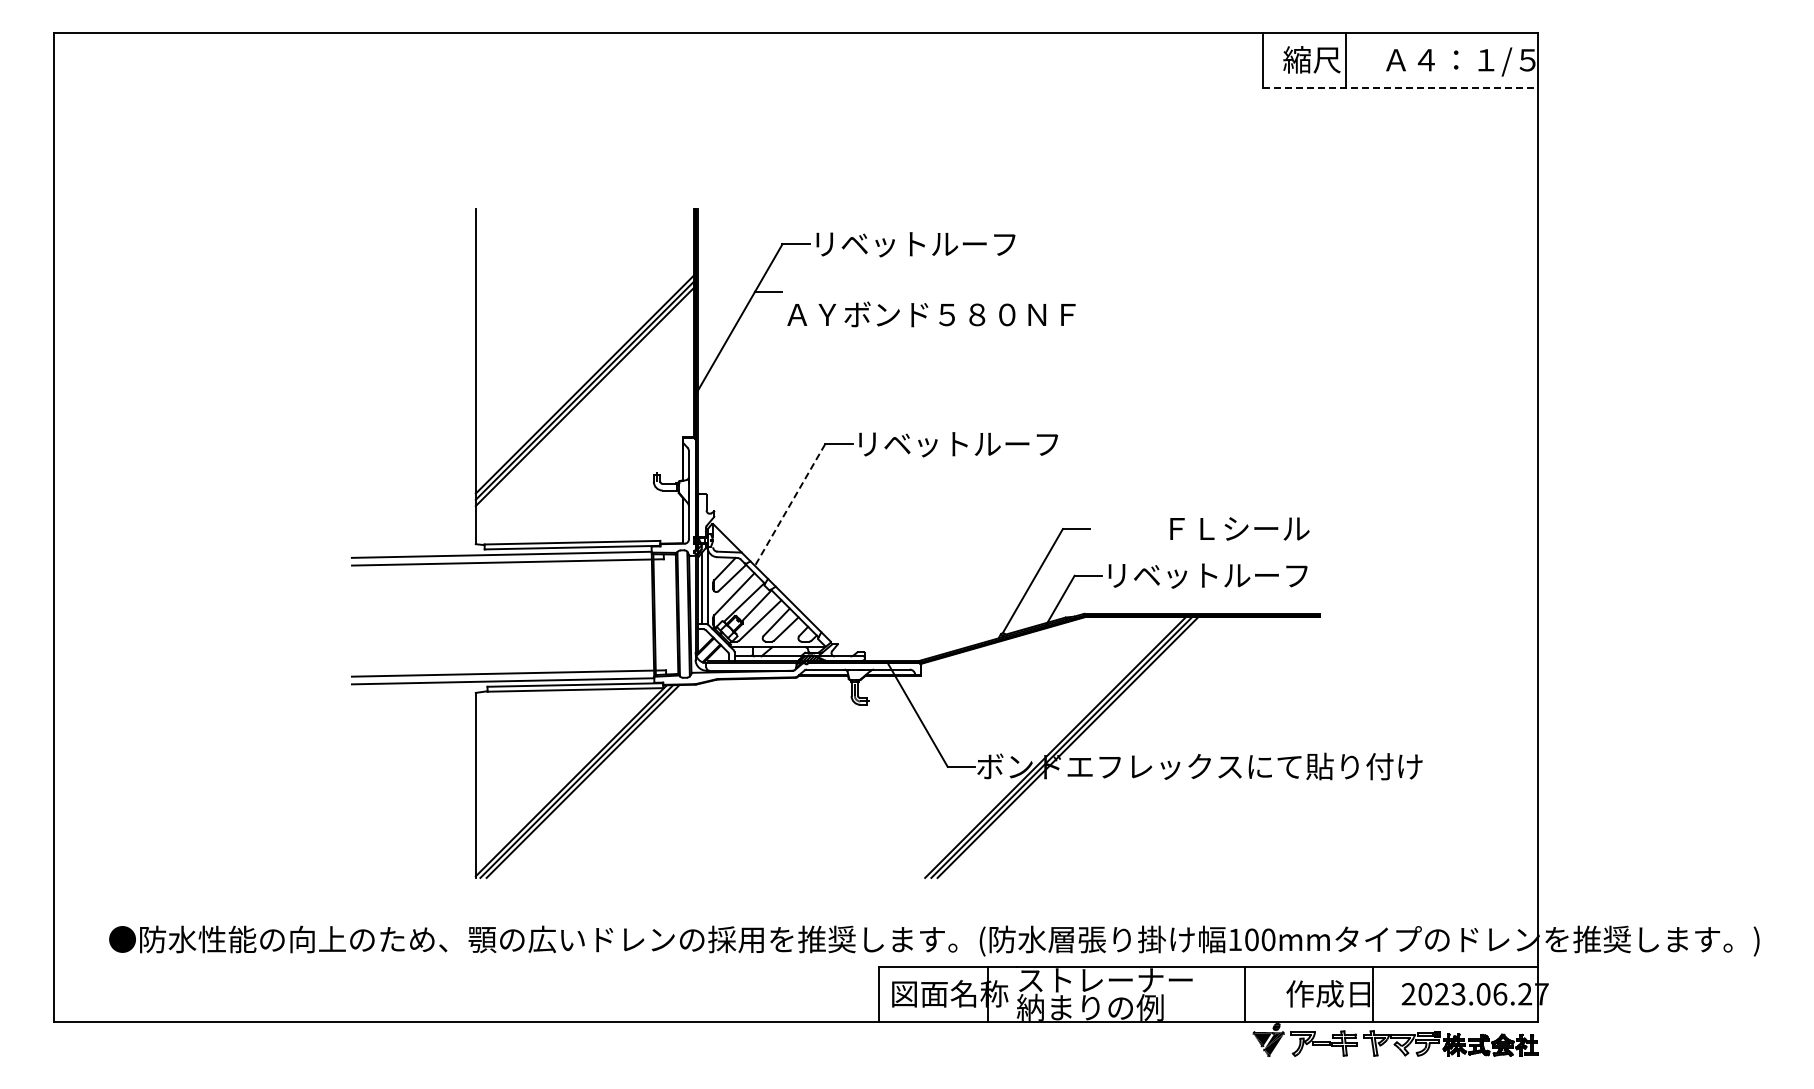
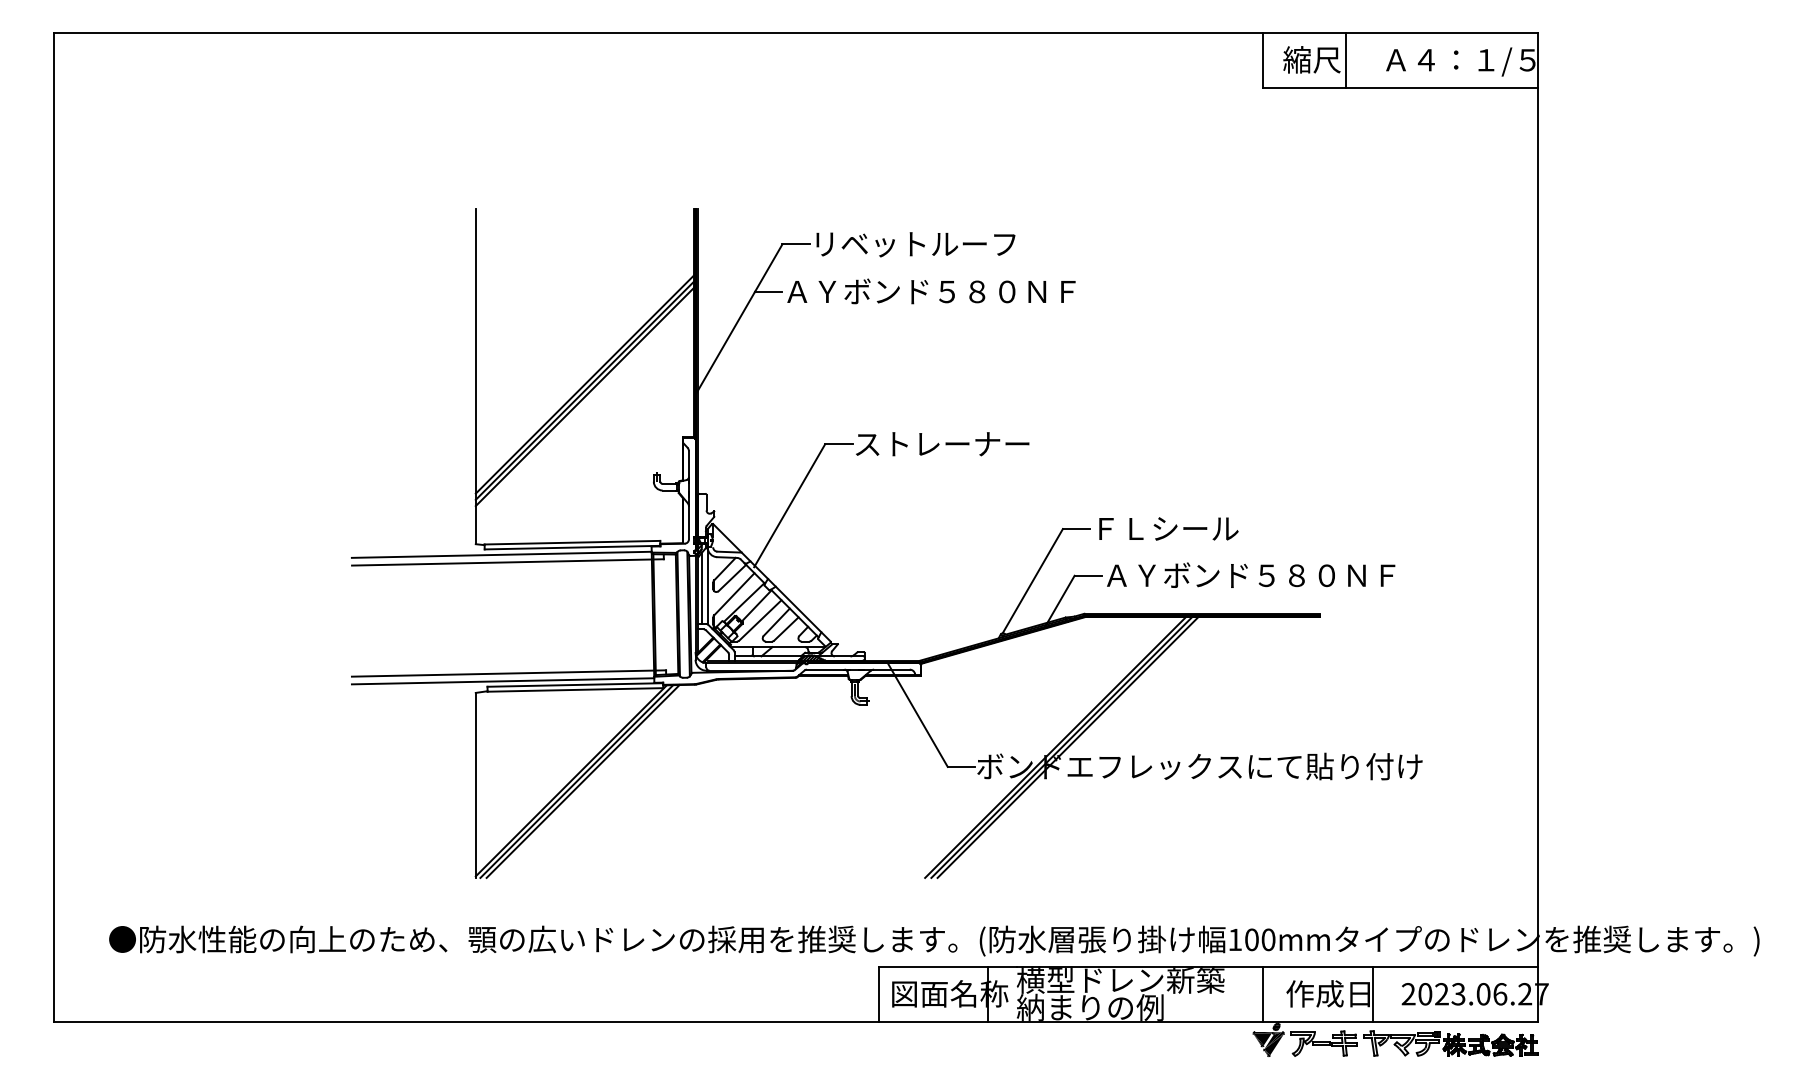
line: dashed -> solid (1400, 87)
text position: (931, 314) -> (931, 291) (931, 291)
text: リベットルーフ -> ストレーナー (957, 444)
line: dashed -> solid (789, 505)
text position: (1239, 528) -> (1168, 528) (1168, 528)
text: リベットルーフ -> ＡＹボンド５８０ＮＦ (1251, 575)
text: ストレーナー -> 横型ドレン新築 (1120, 980)
line position: (1245, 993) -> (1263, 993) (1263, 993)
